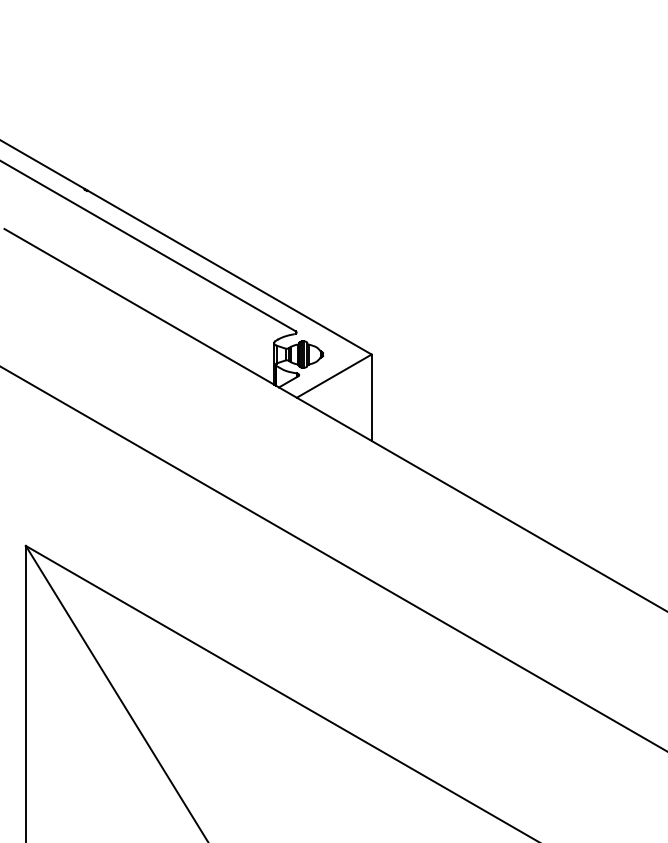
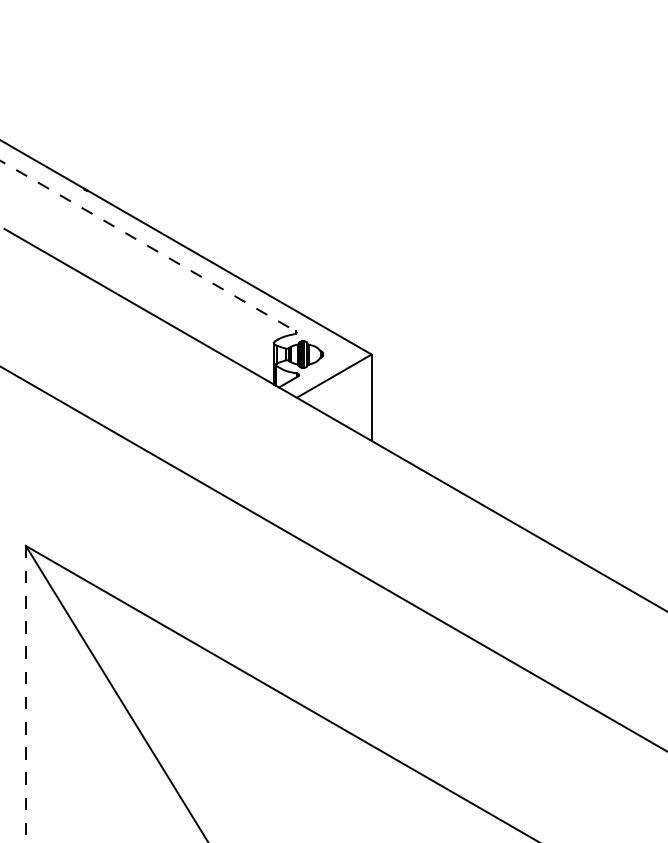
line: solid -> dashed (148, 246)
line: solid -> dashed (25, 693)
